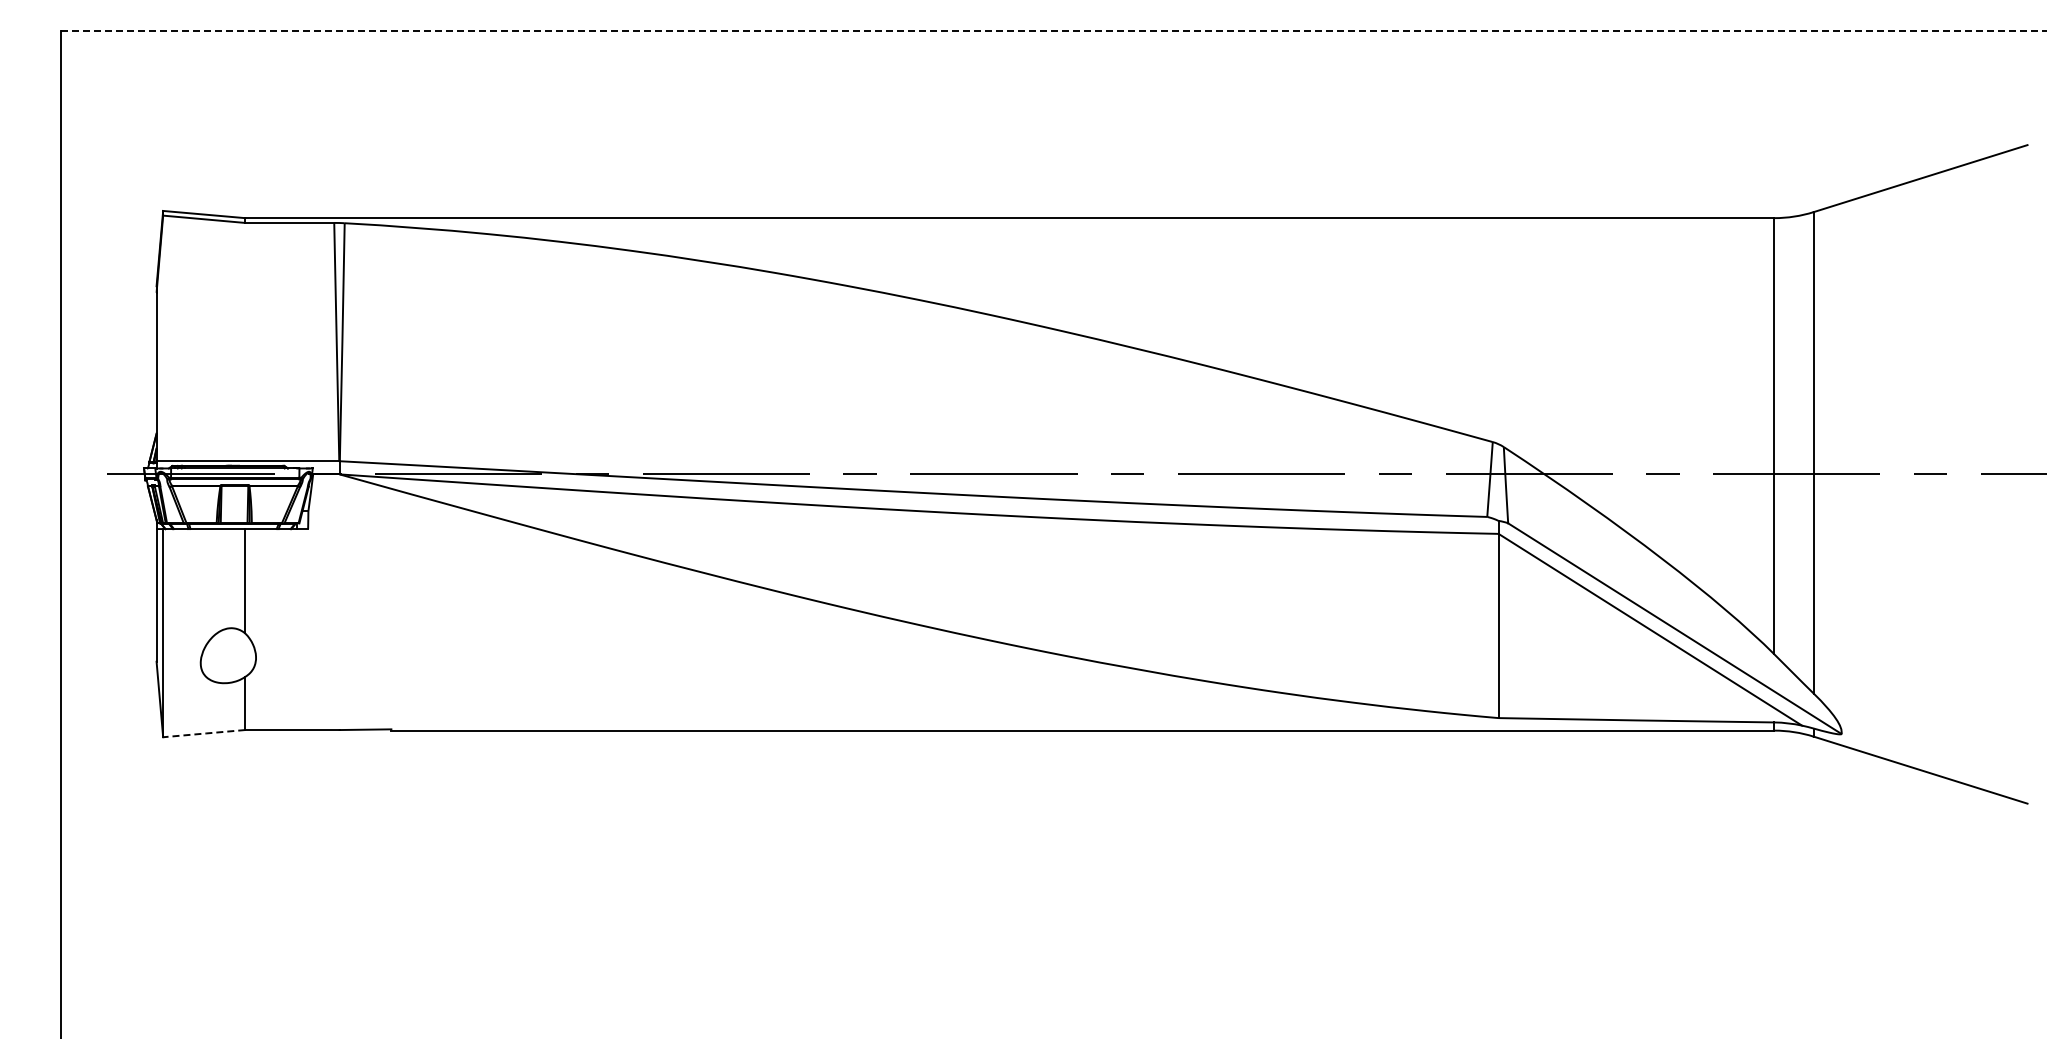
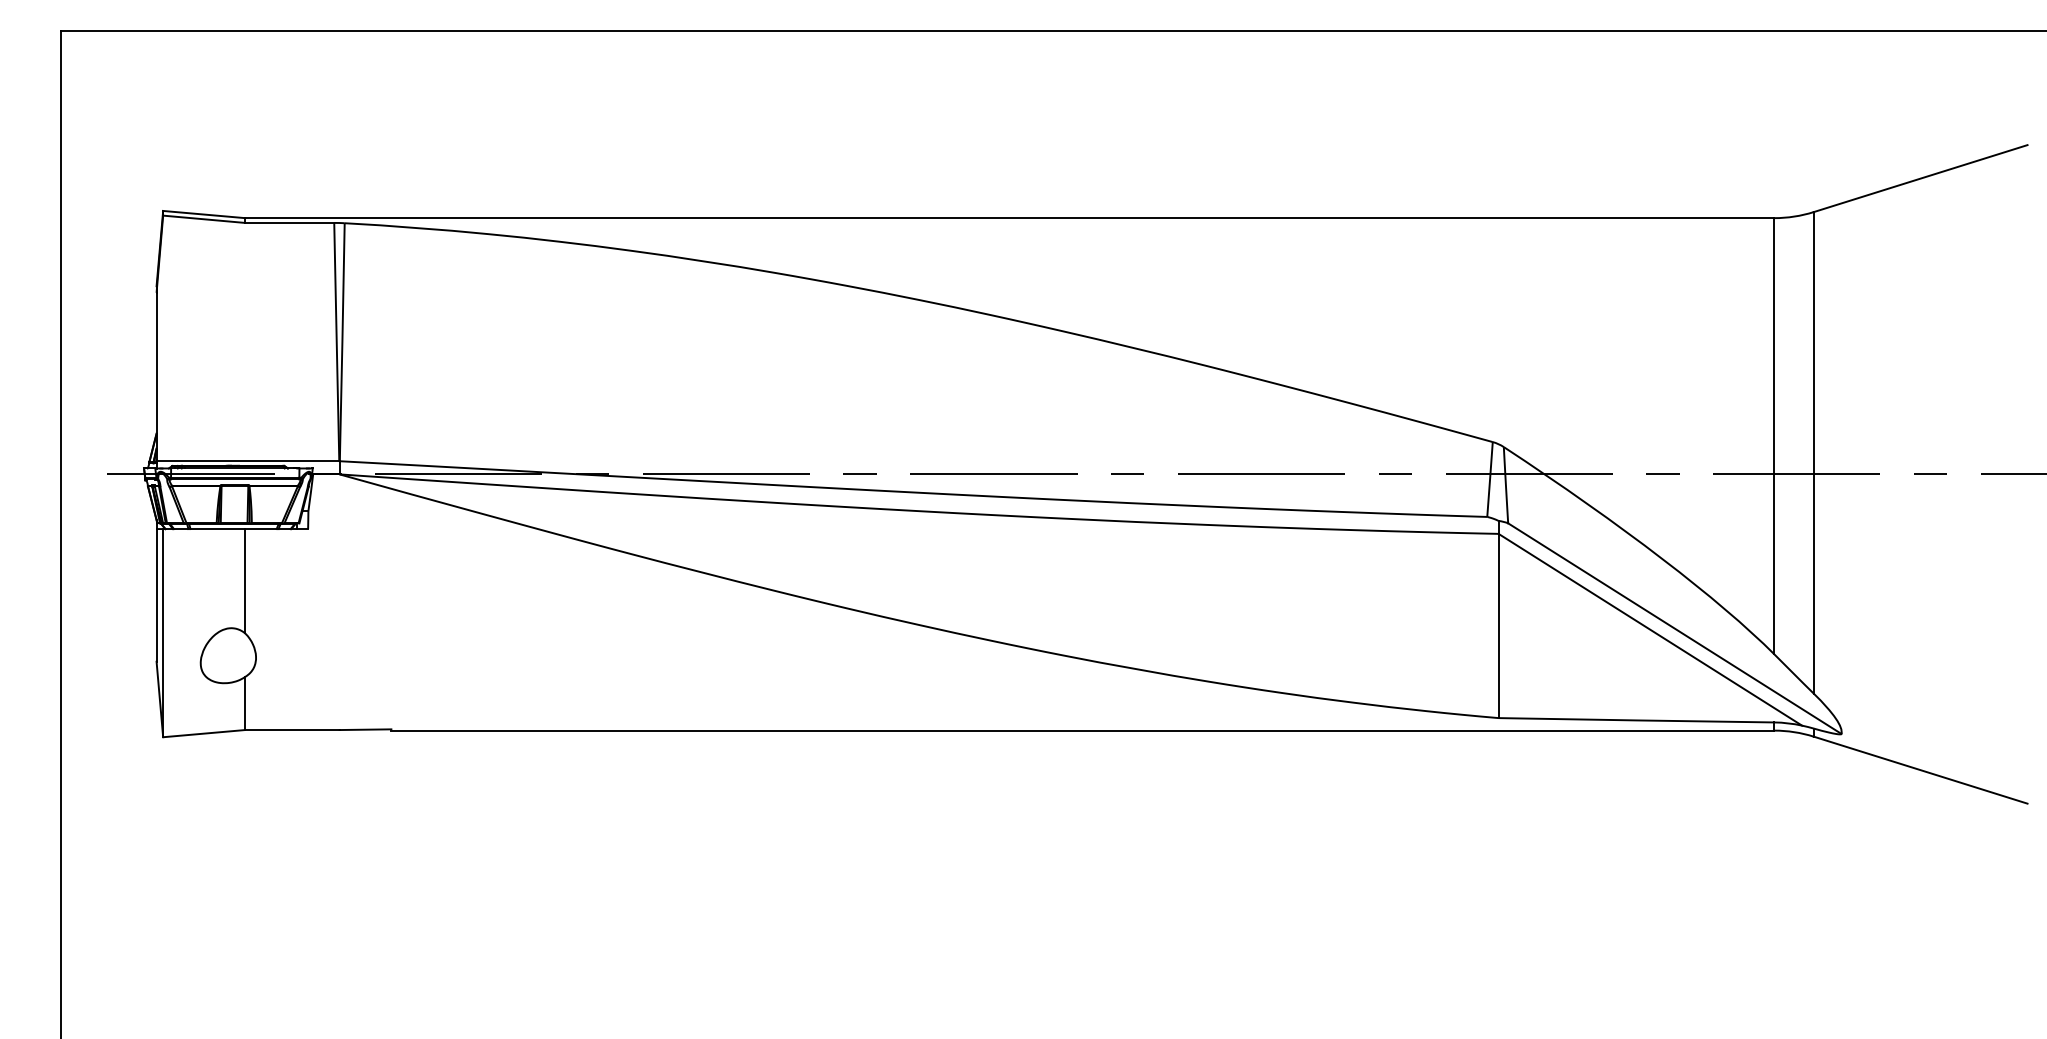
line: dashed -> solid (1054, 31)
line: dashed -> solid (204, 733)
